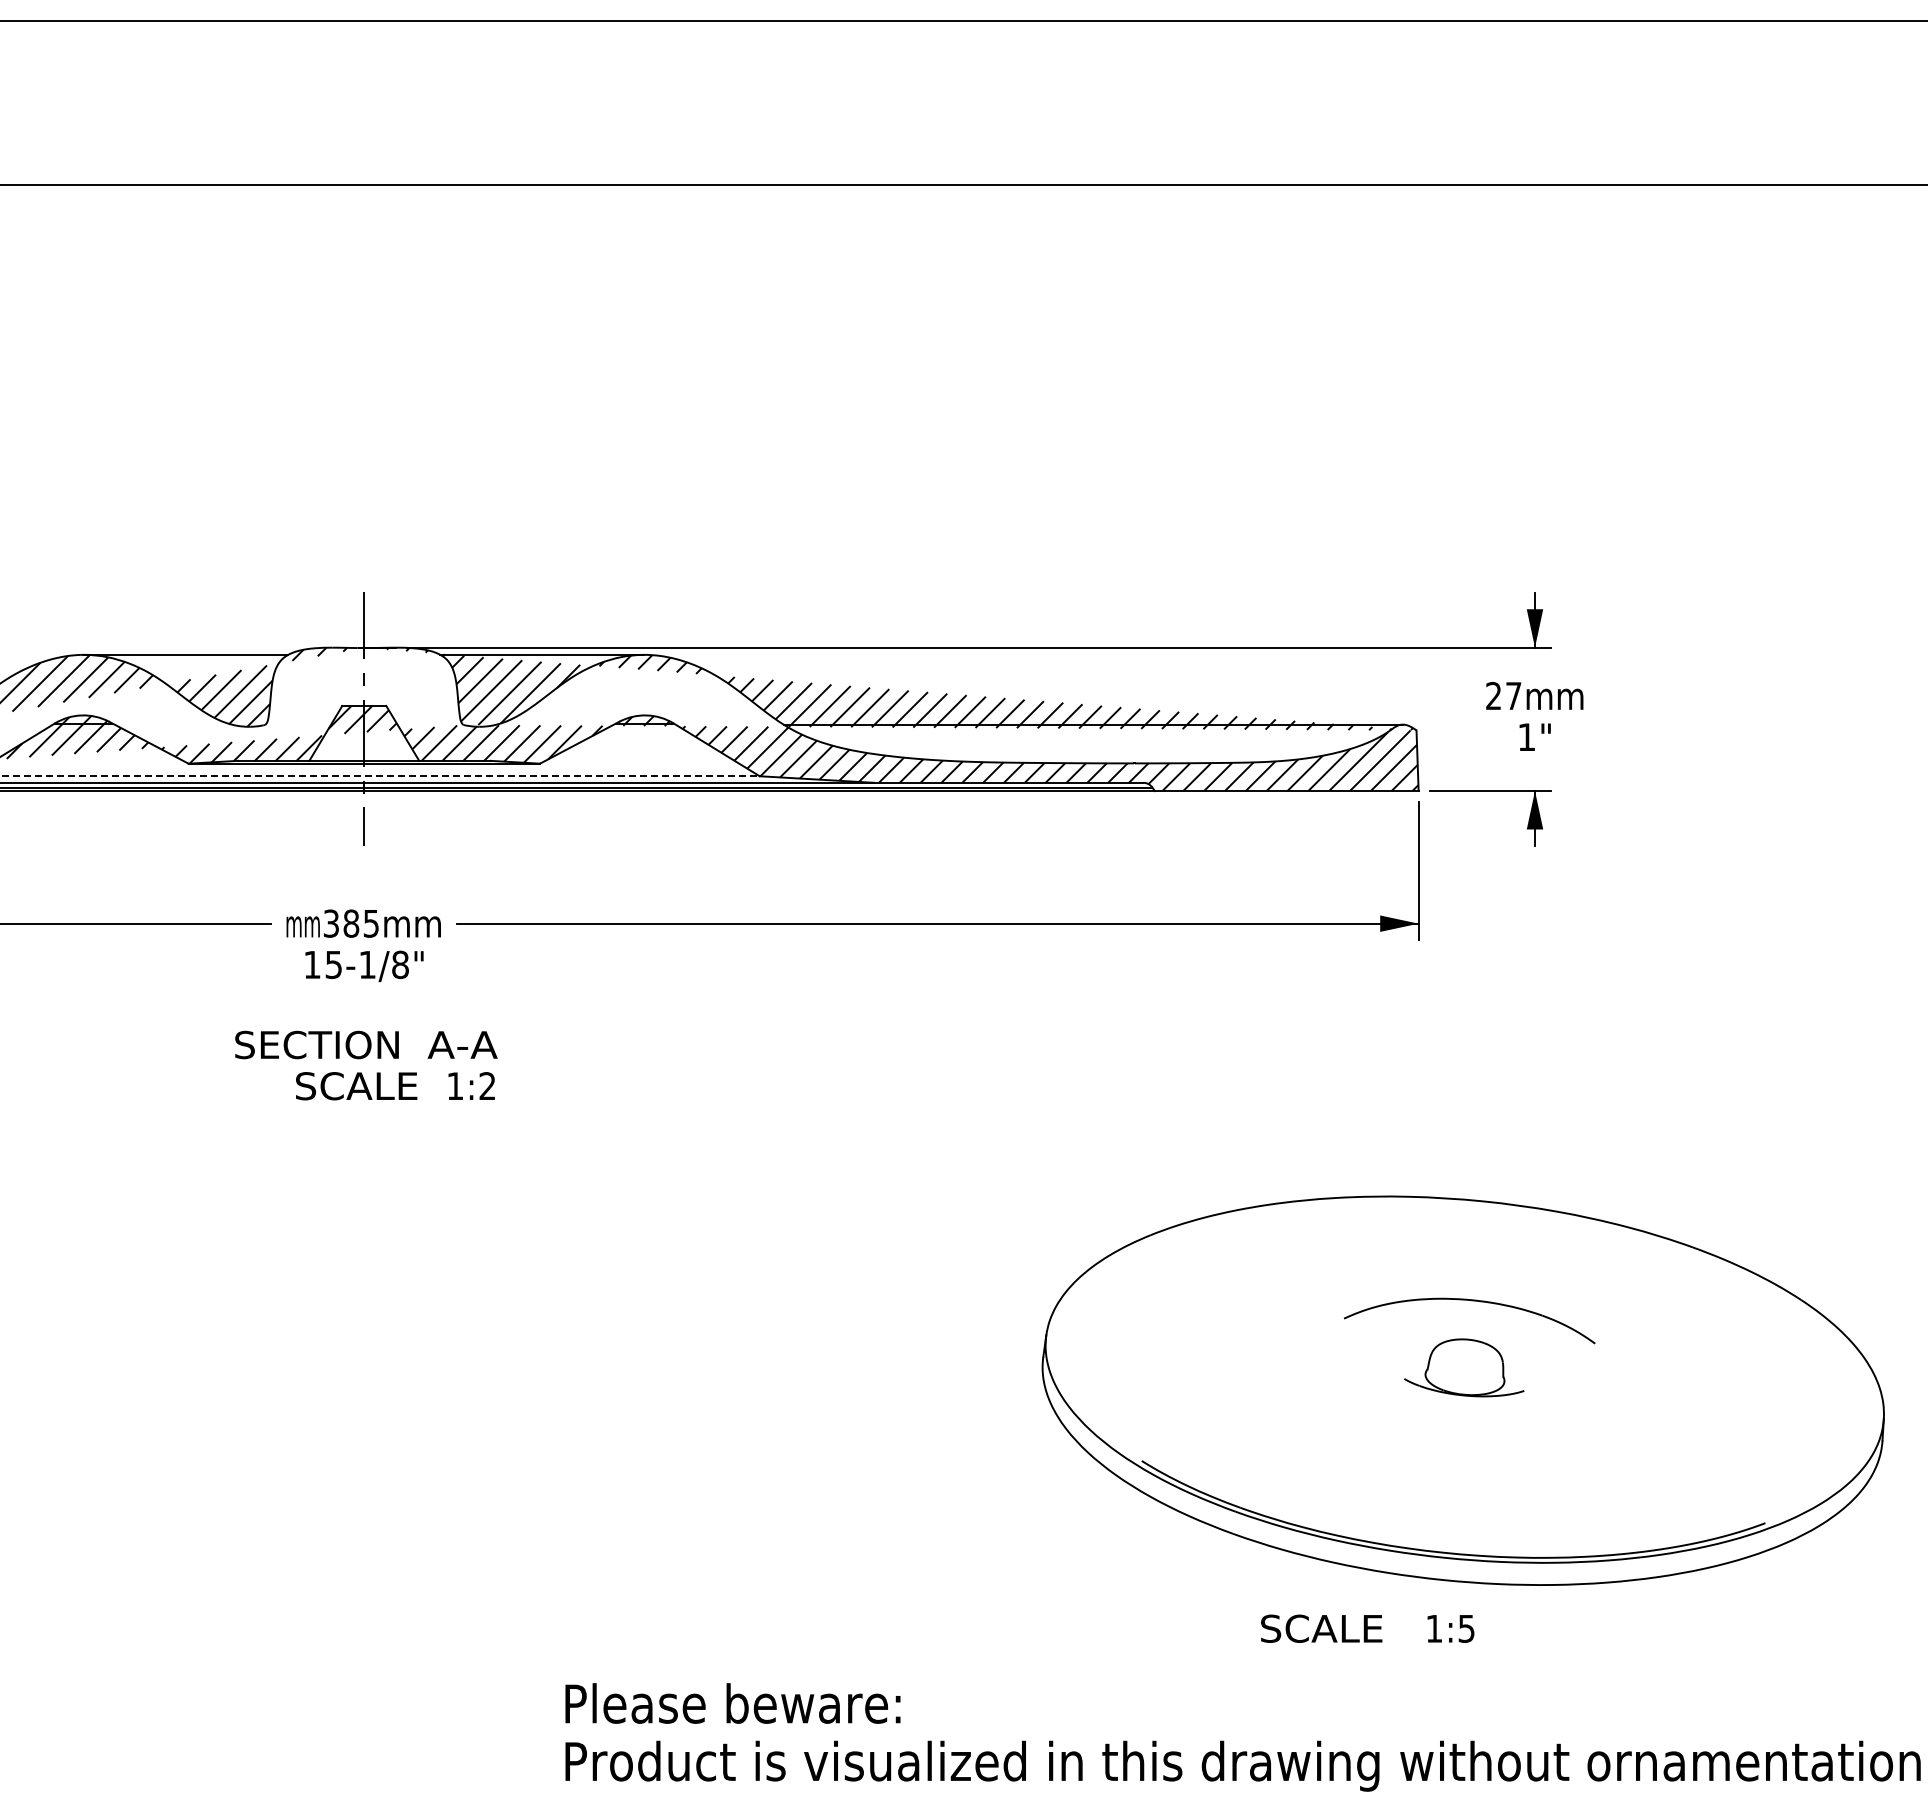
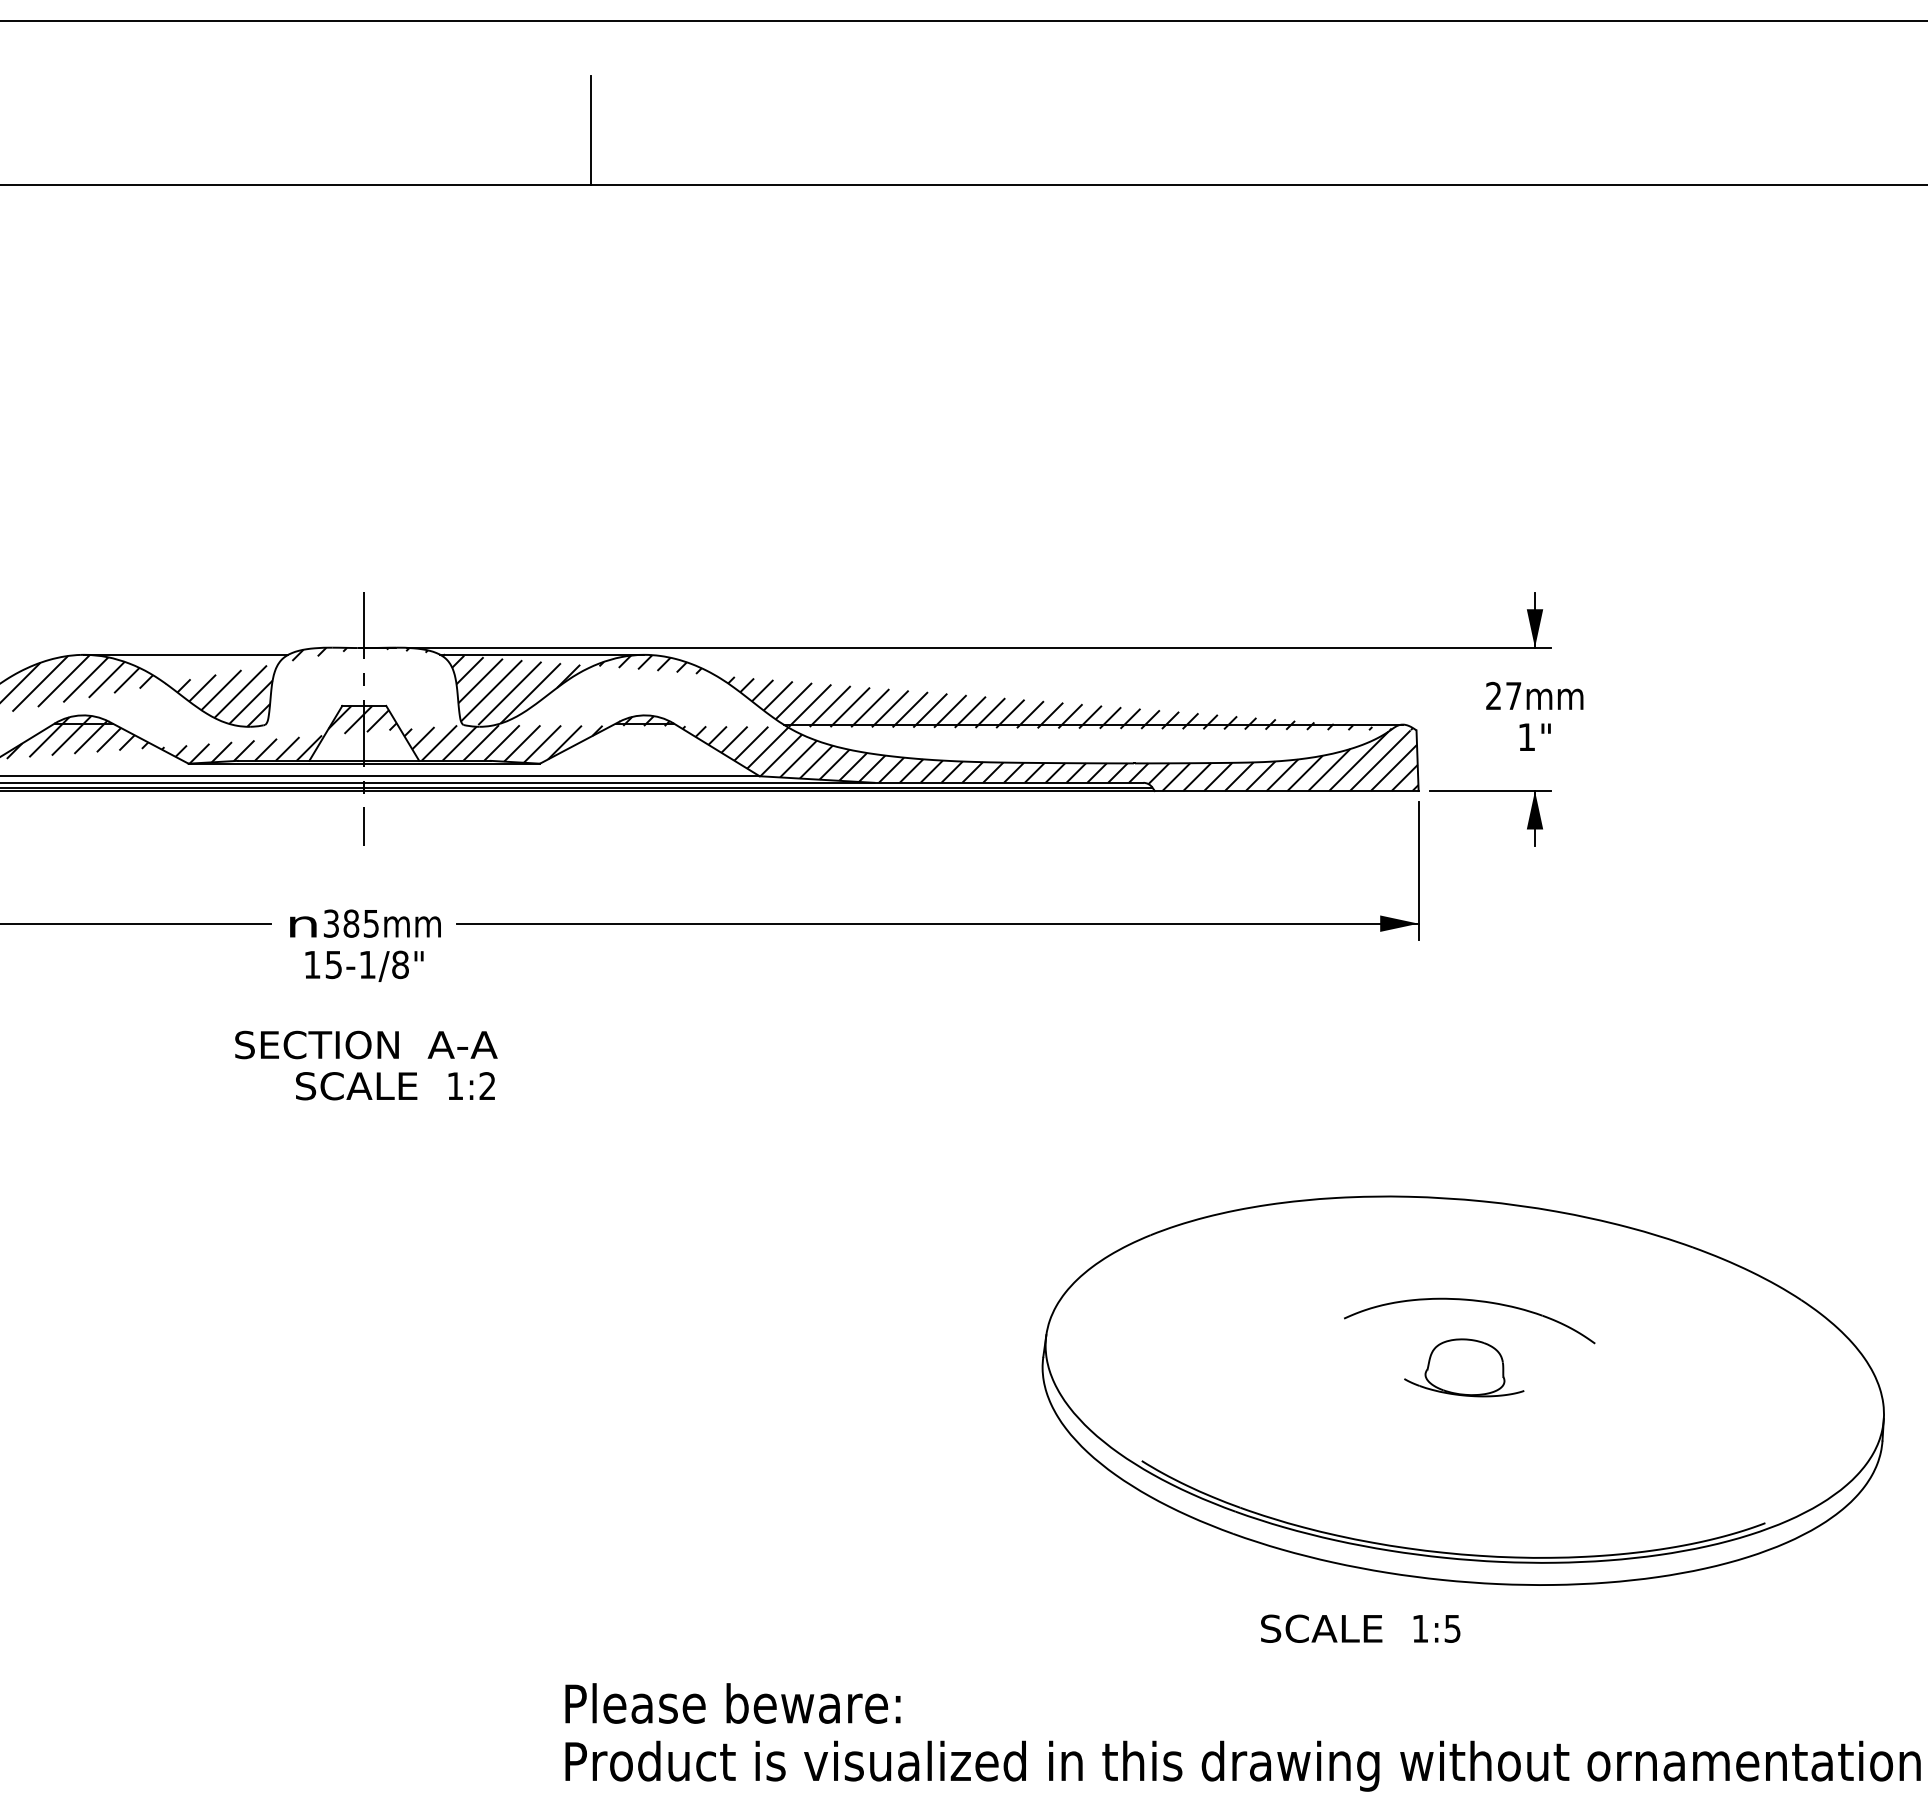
line: none -> present (590, 130)
line: dashed -> solid (380, 776)
text: mm -> n (302, 926)
text position: (1450, 1628) -> (1436, 1628) (1436, 1628)
